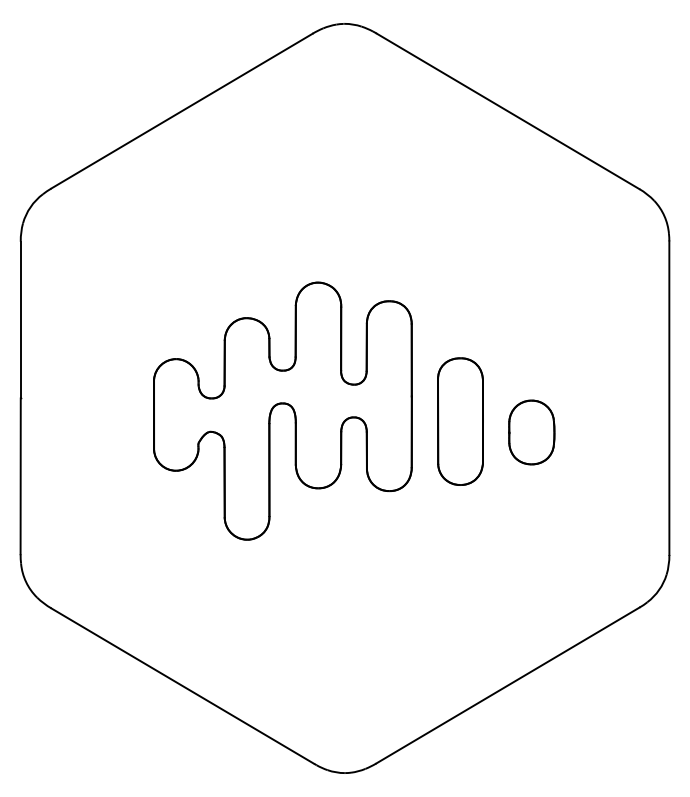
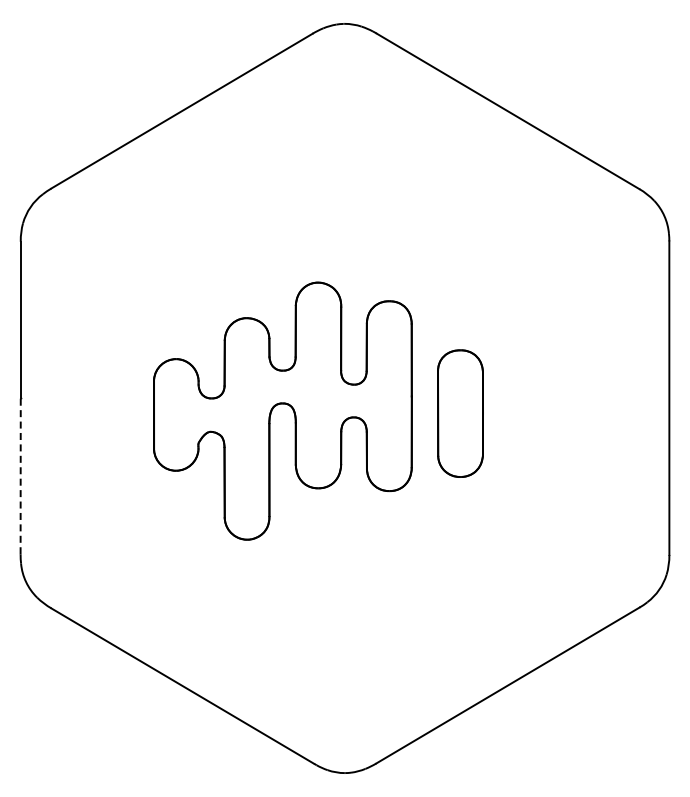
part position: (460, 421) -> (460, 413) (460, 413)
part: present -> none (531, 432)
line: solid -> dashed (20, 476)
